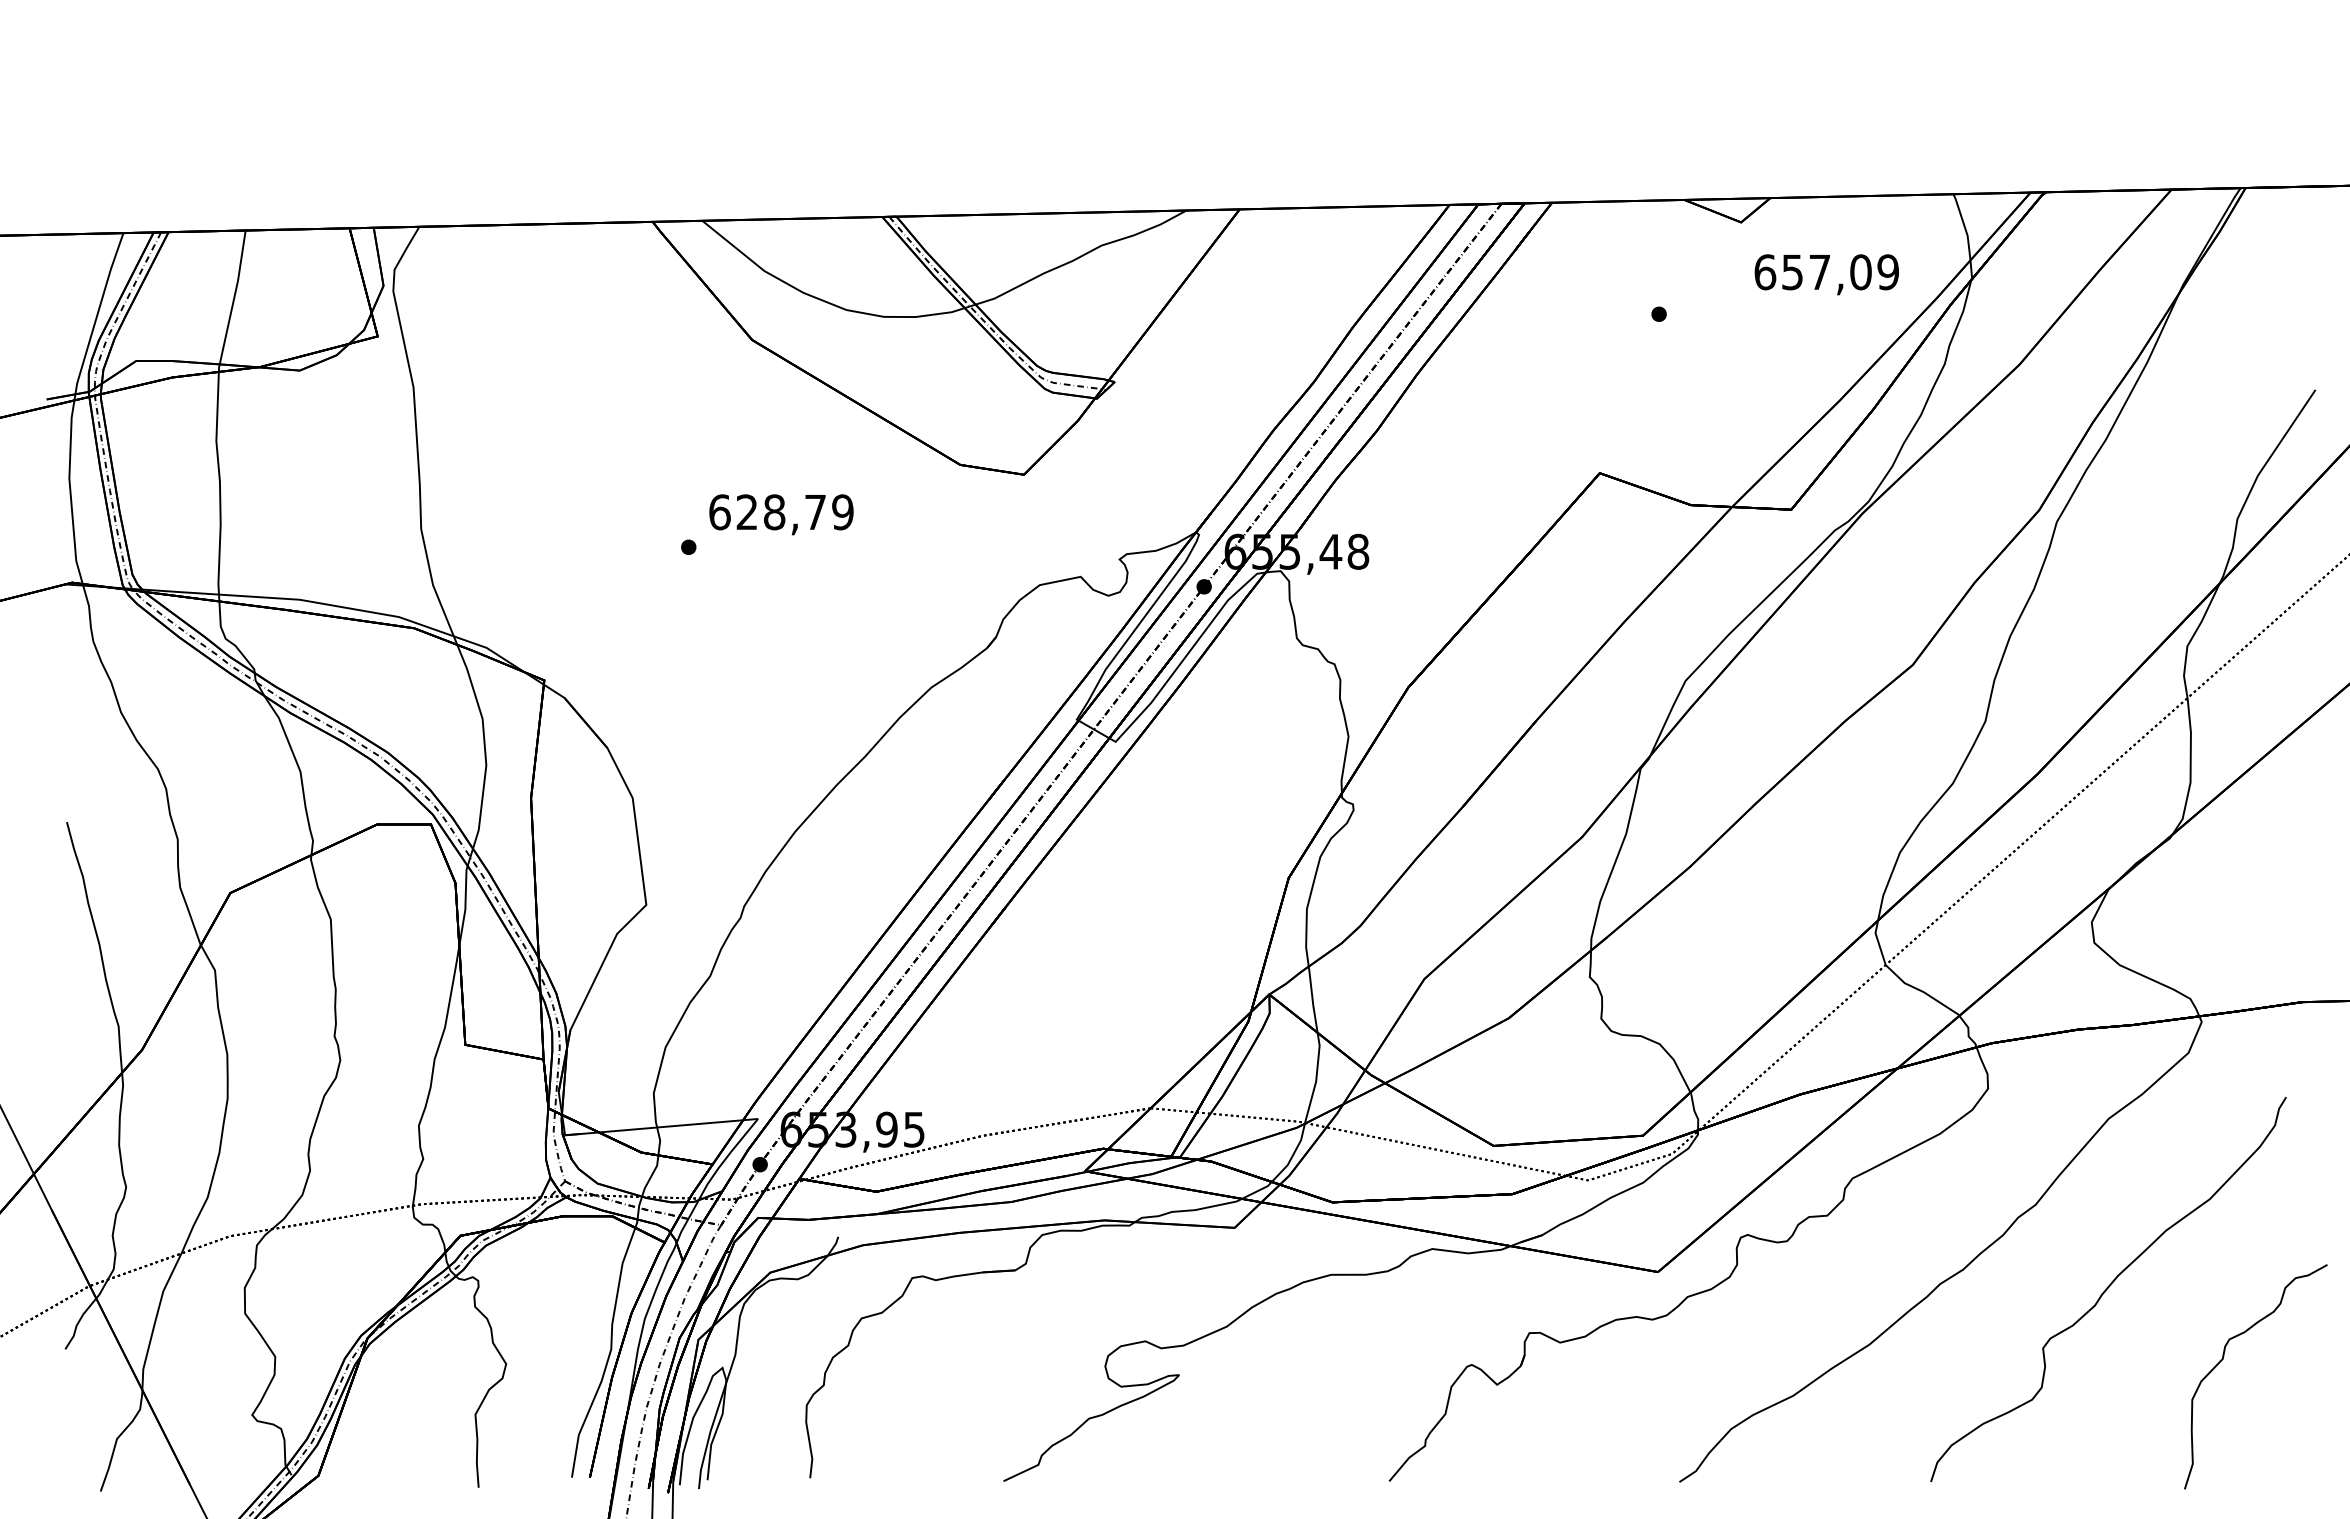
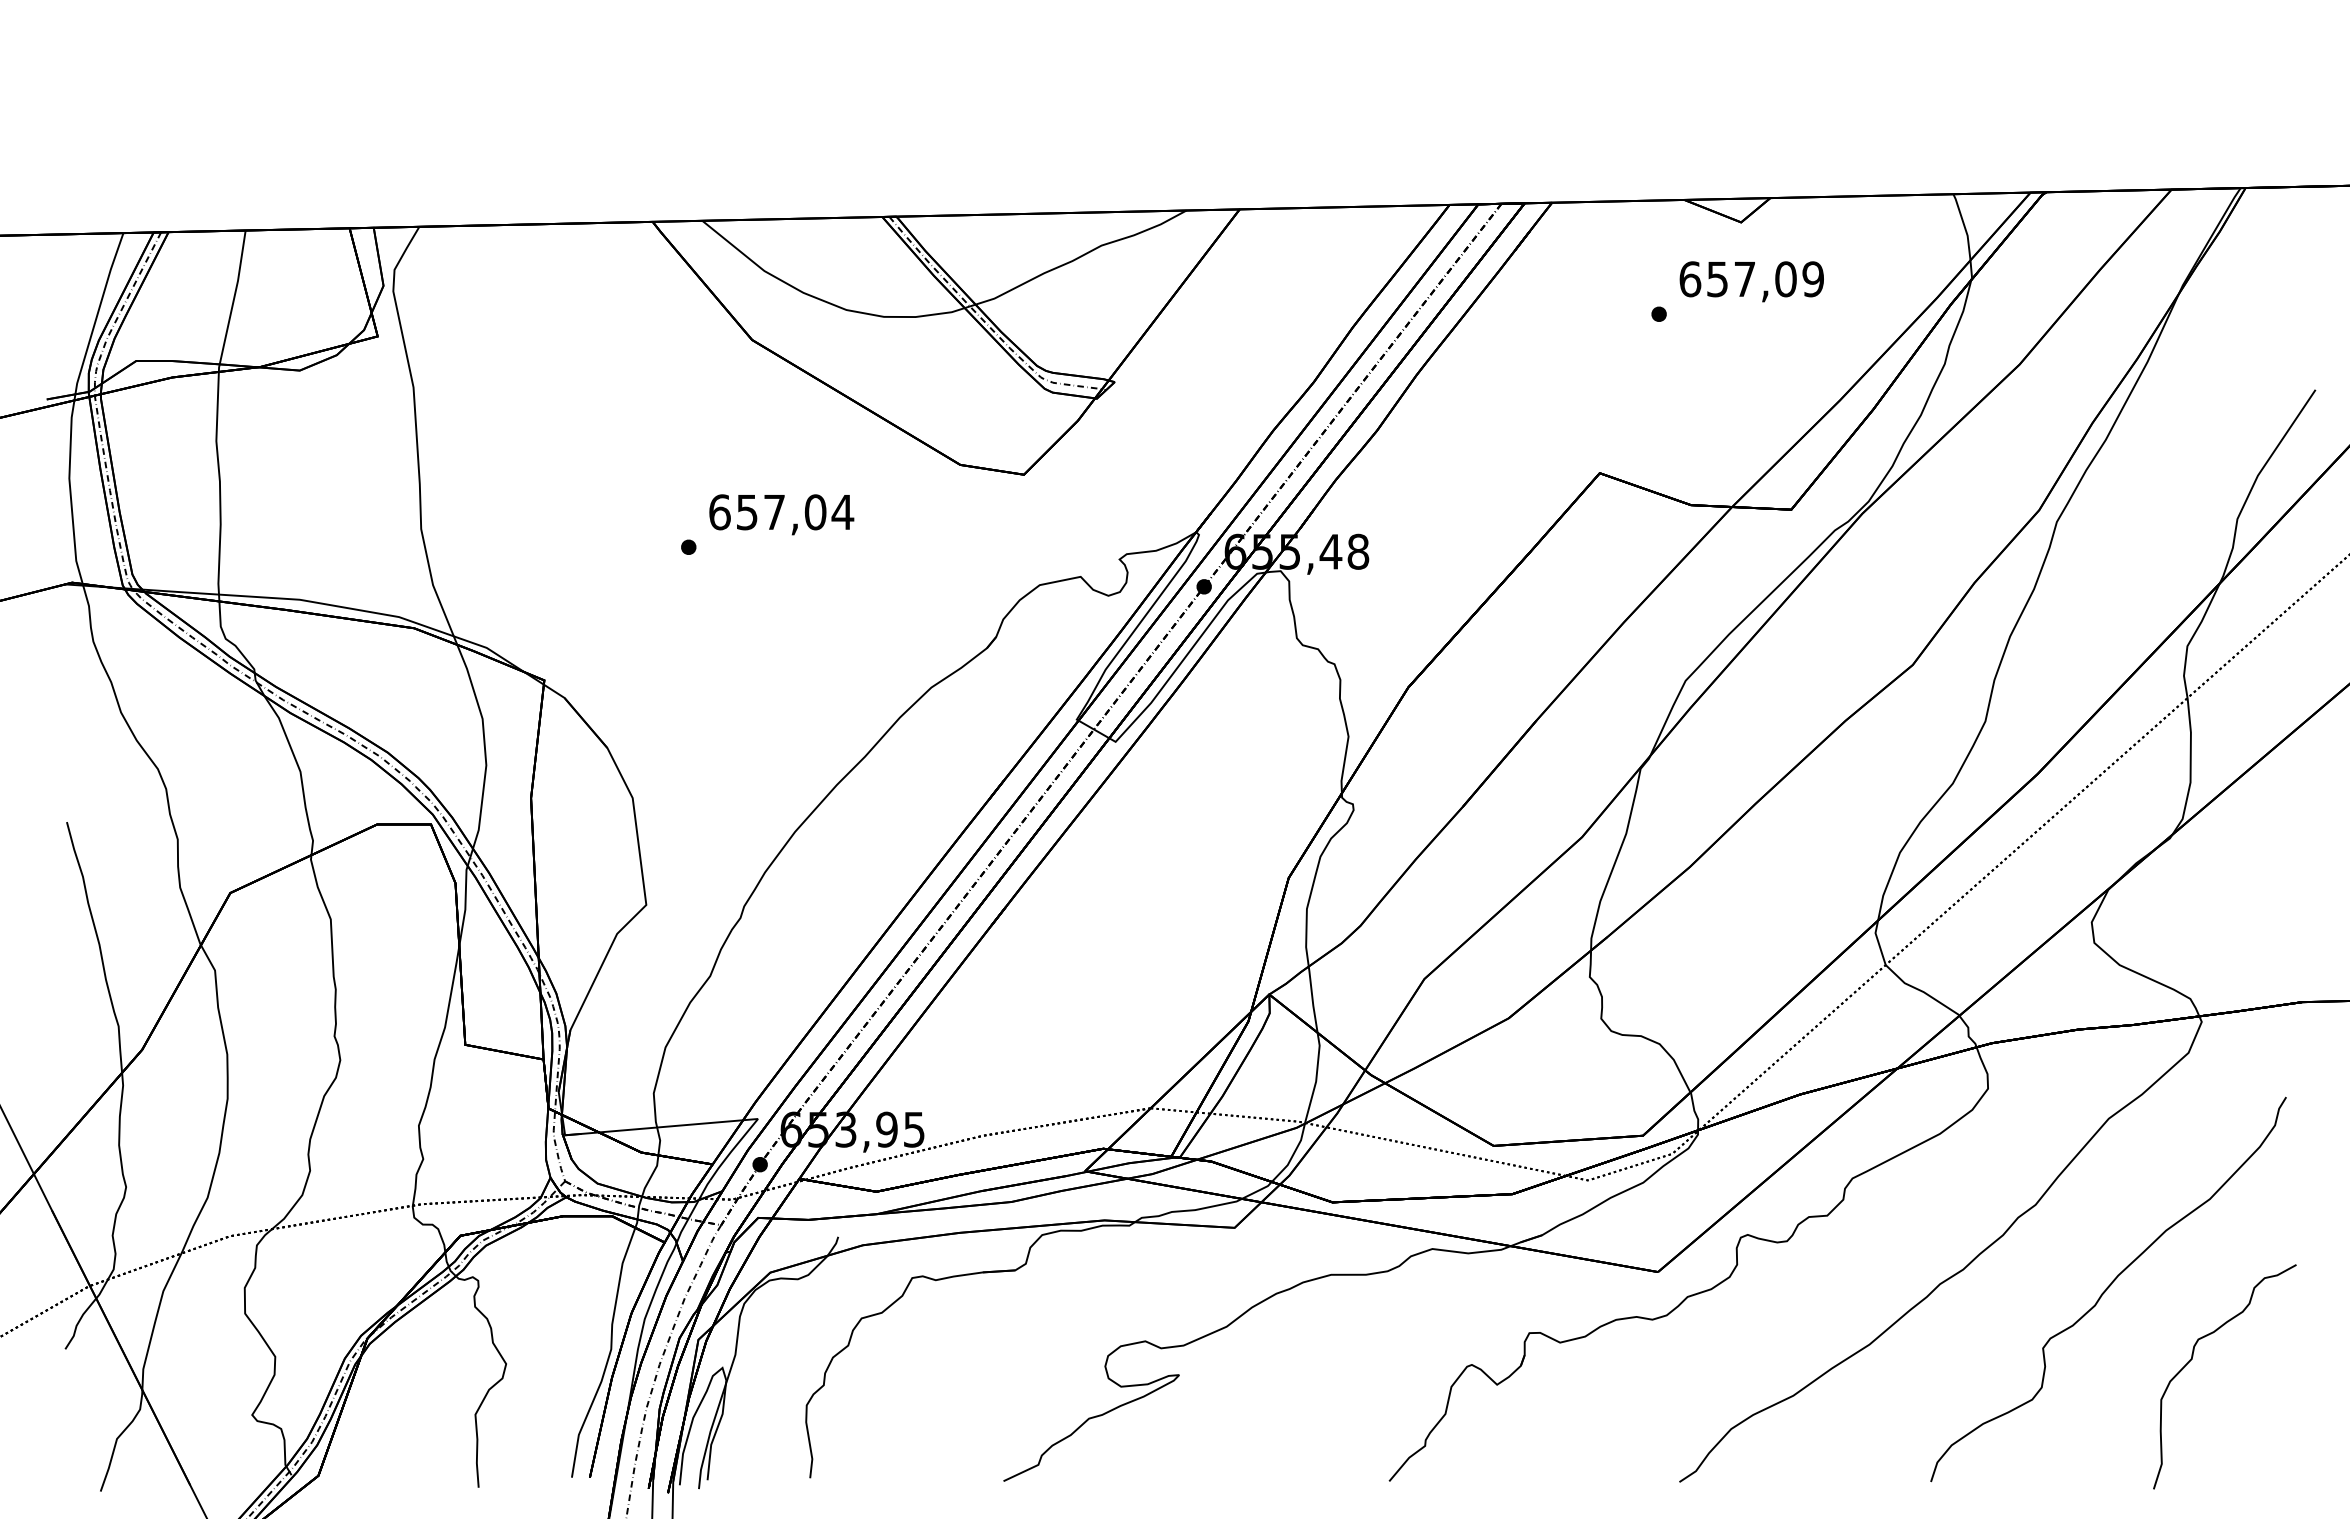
text position: (1826, 274) -> (1751, 281) (1751, 281)
text: 628,79 -> 657,04 (795, 512)
curve position: (2223, 1359) -> (2192, 1359) (2192, 1359)
